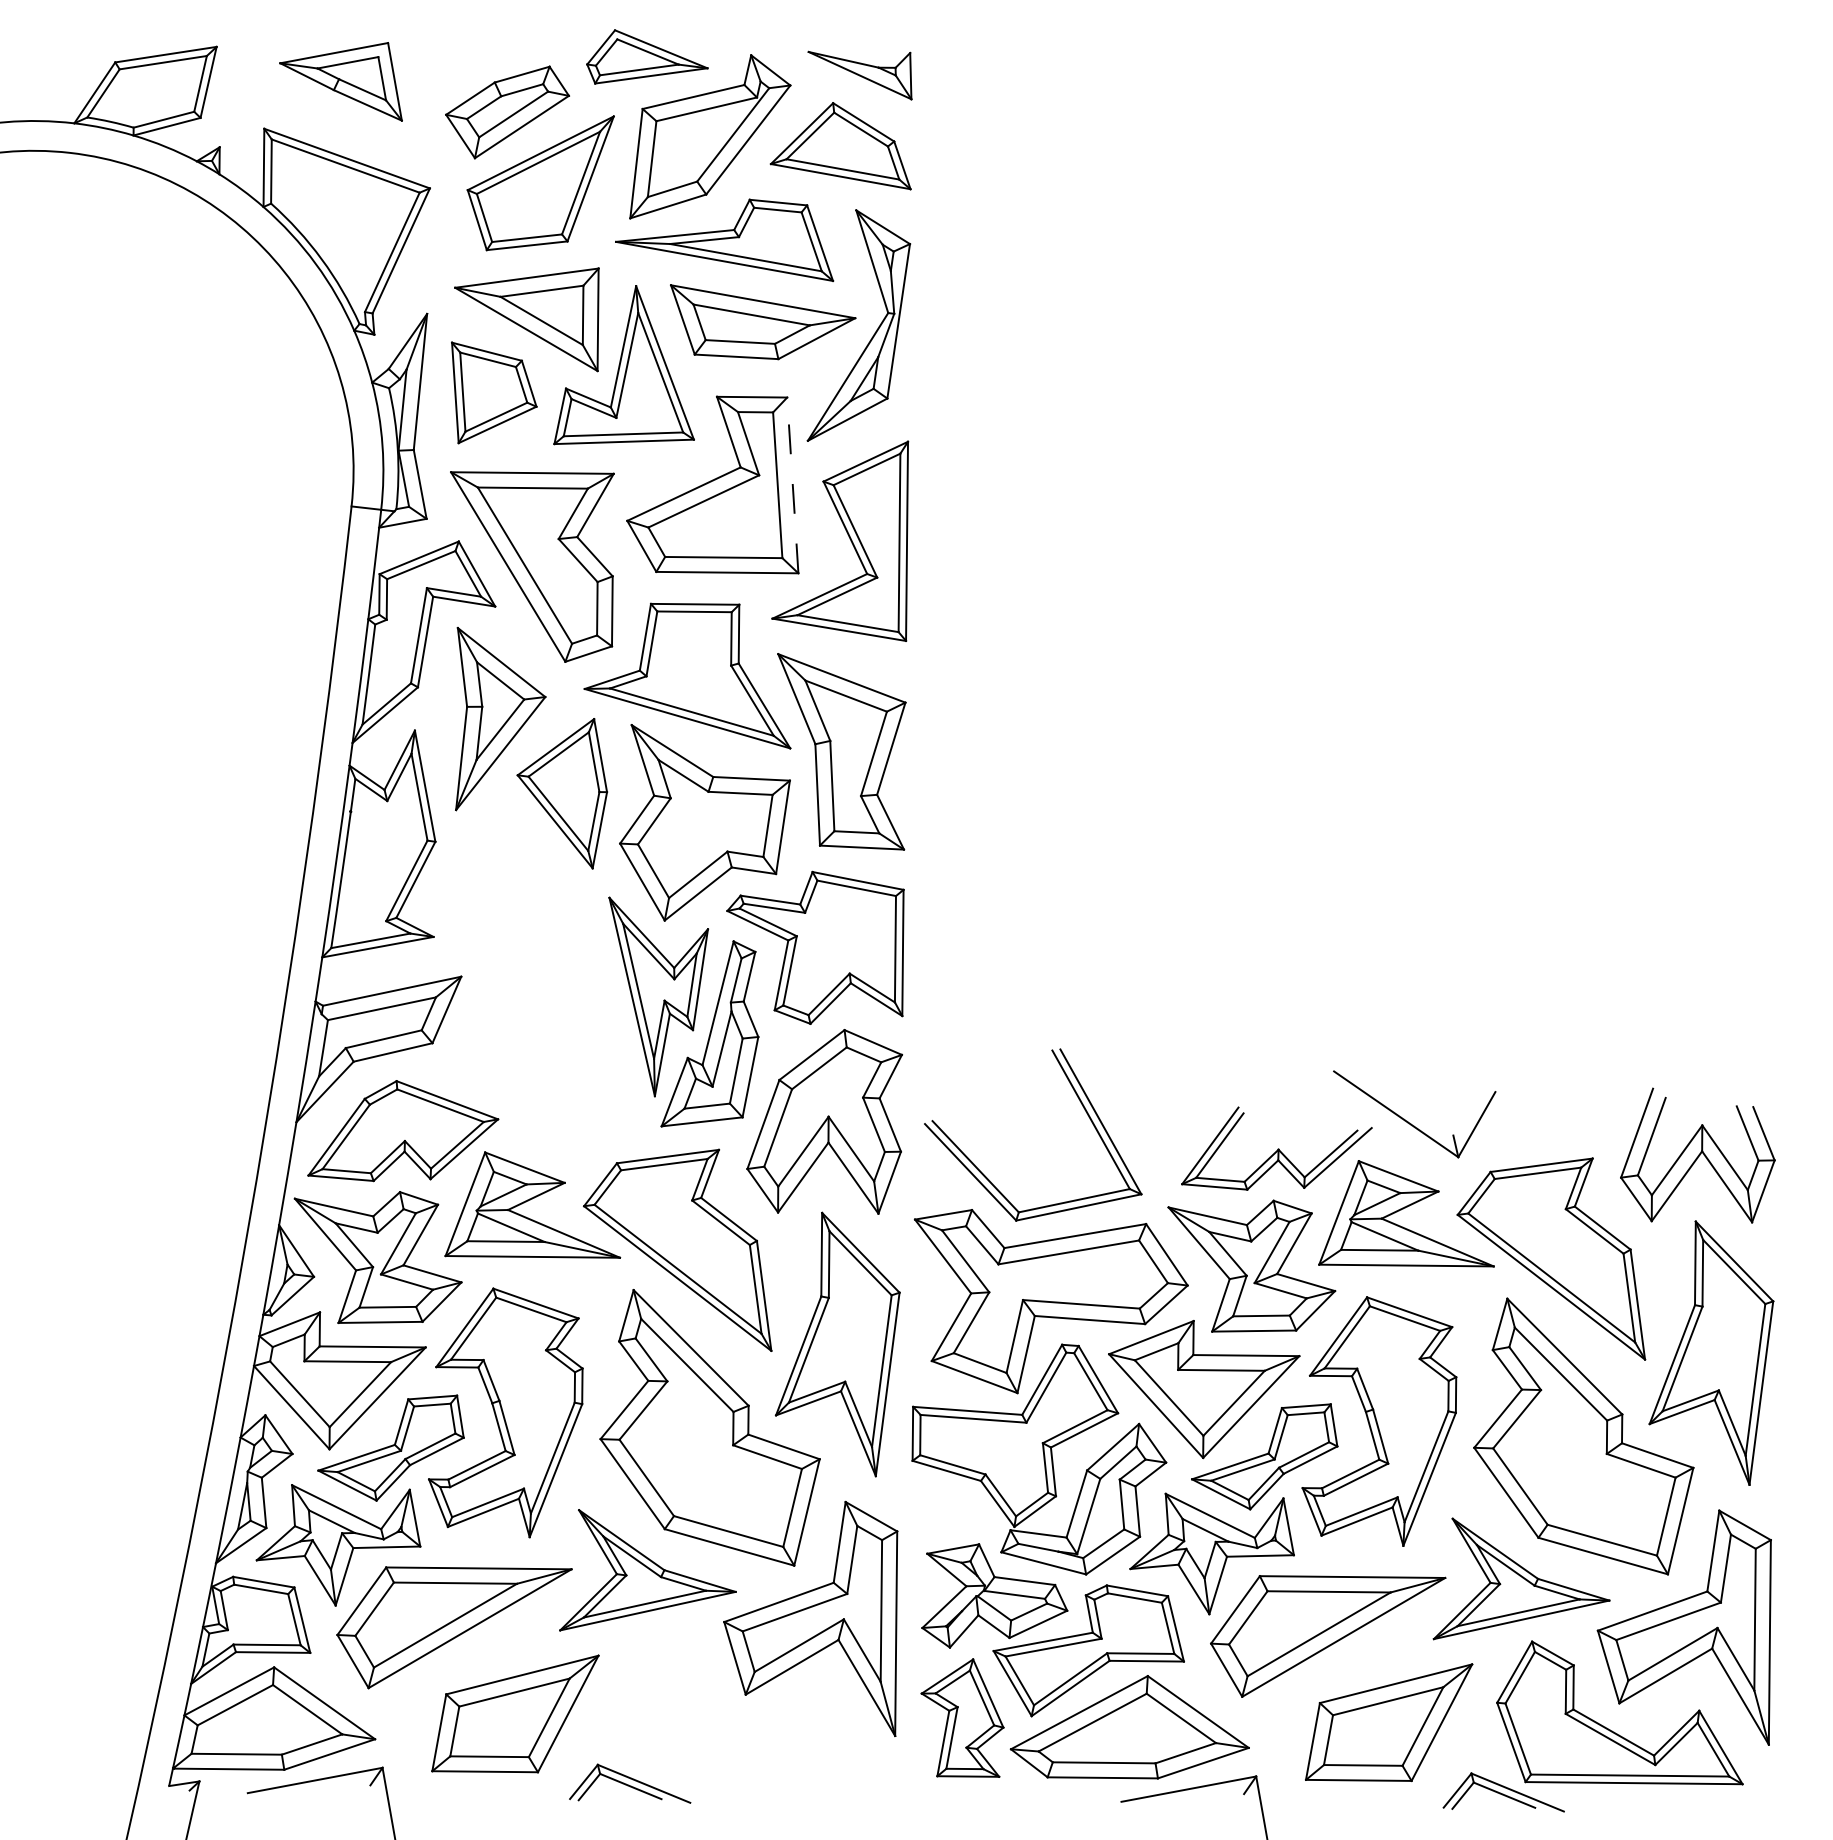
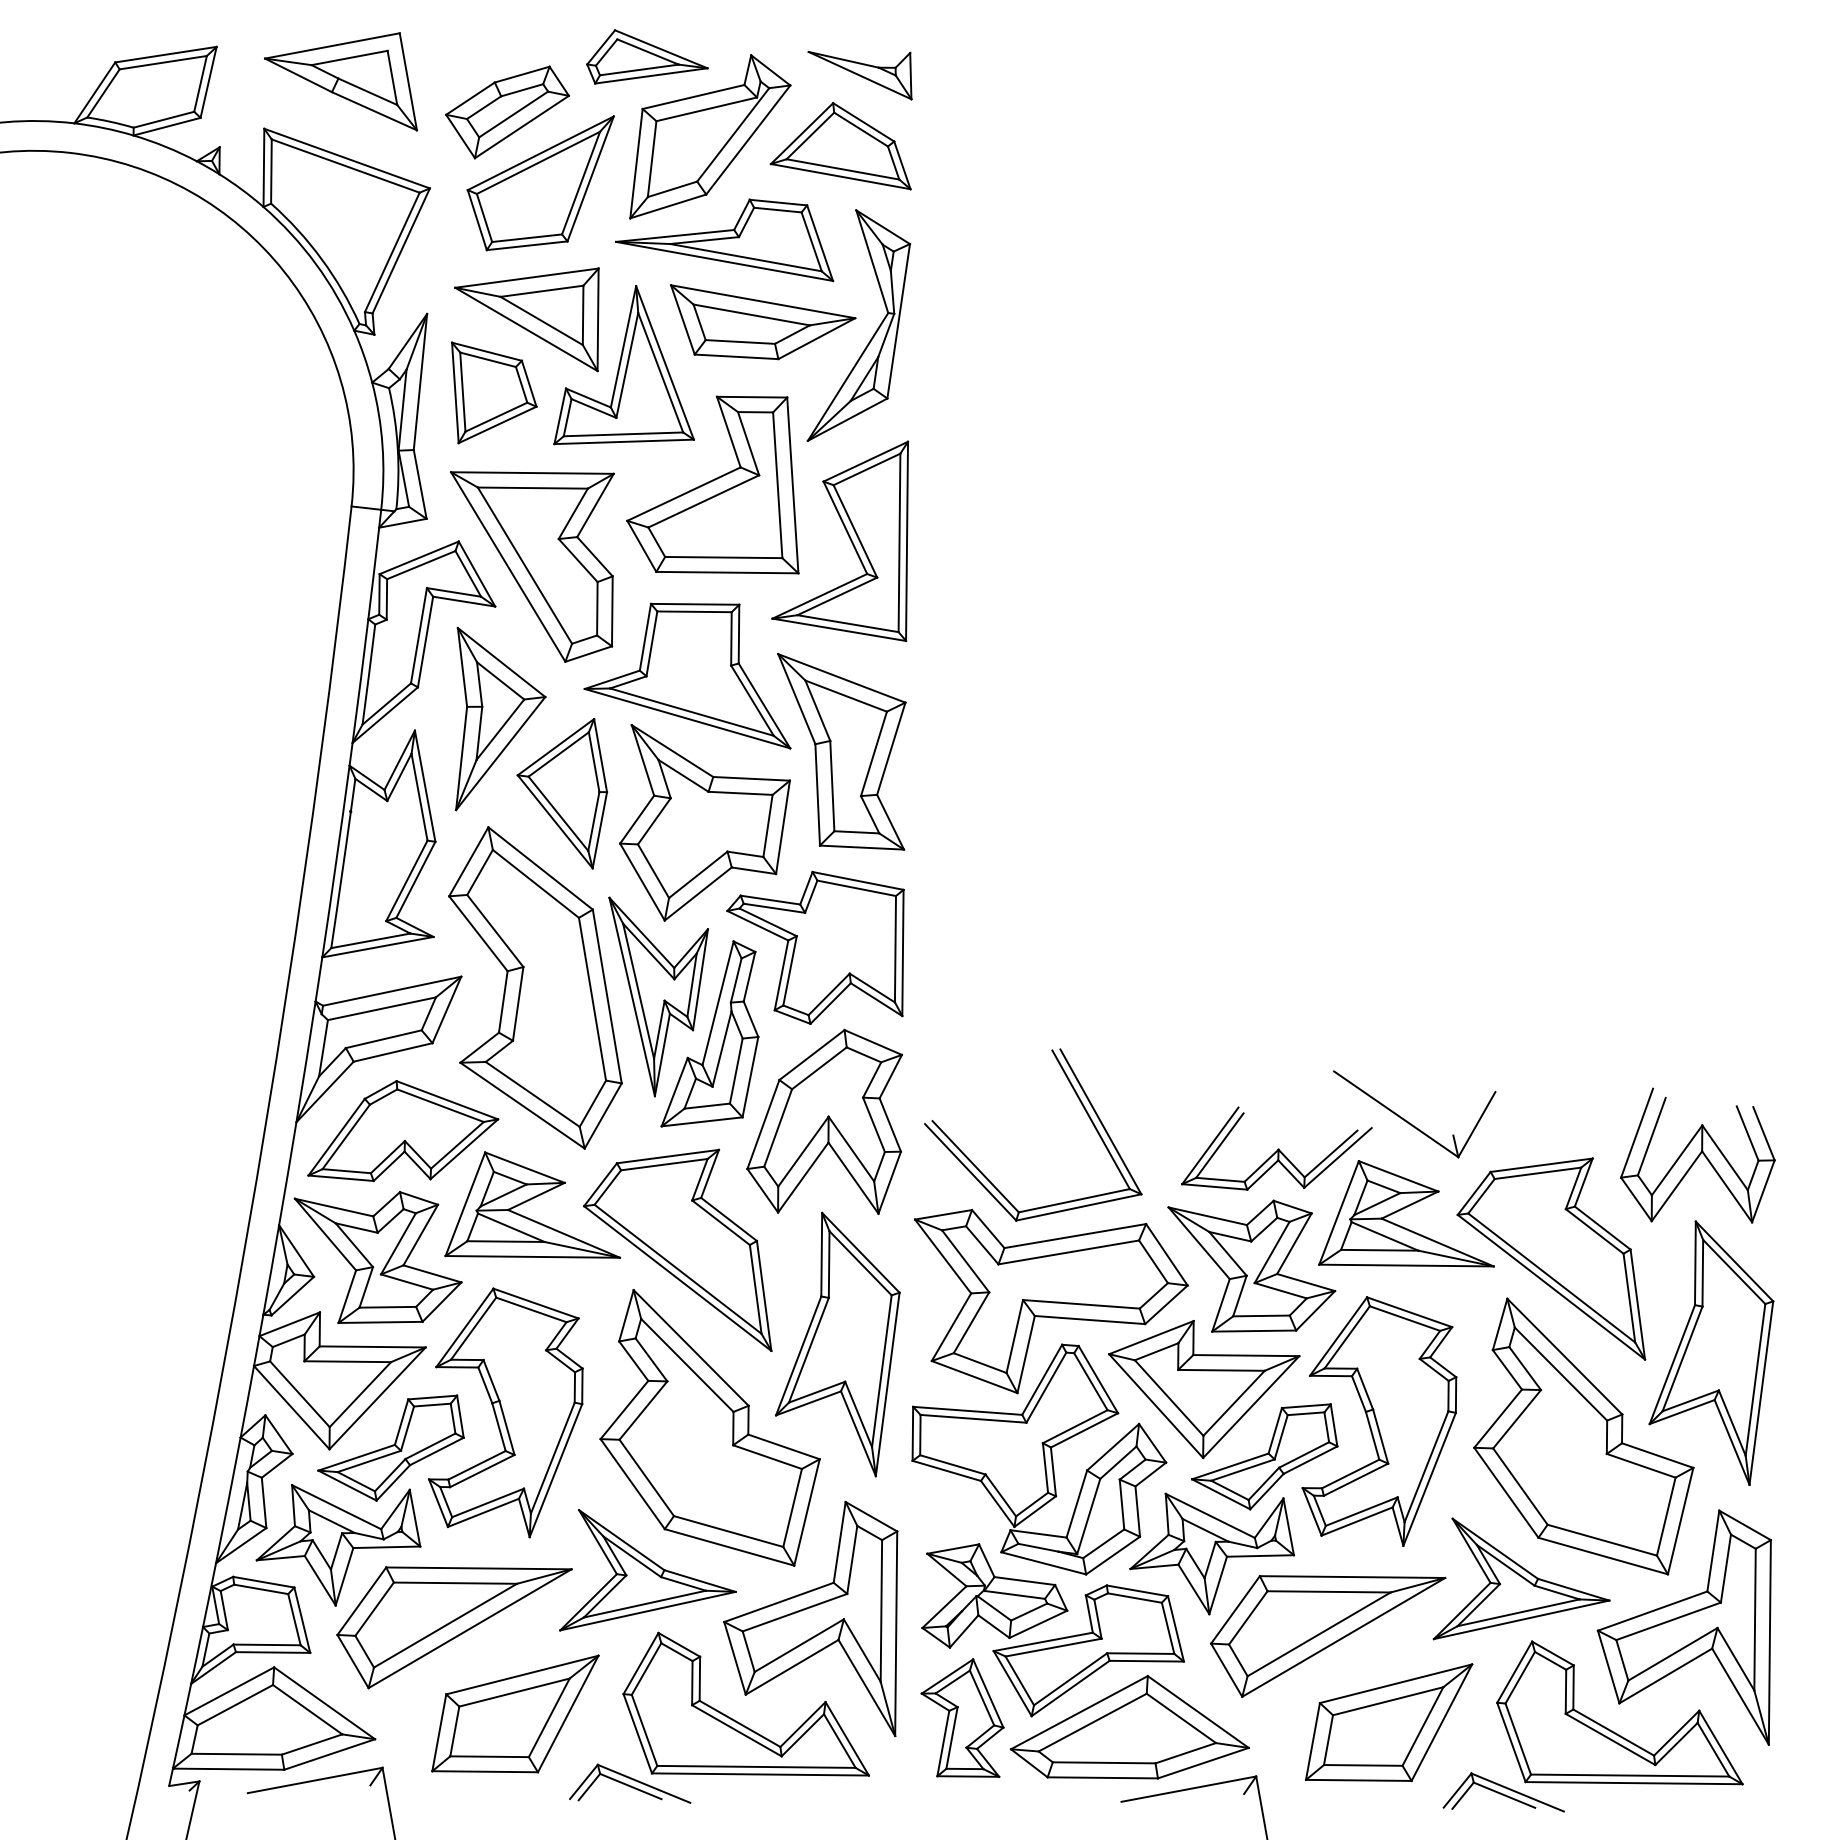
part size: 124x80 px -> 155x100 px (341, 81)
line: dashed -> solid (792, 484)
part: none -> present (535, 987)
part: none -> present (736, 1720)
